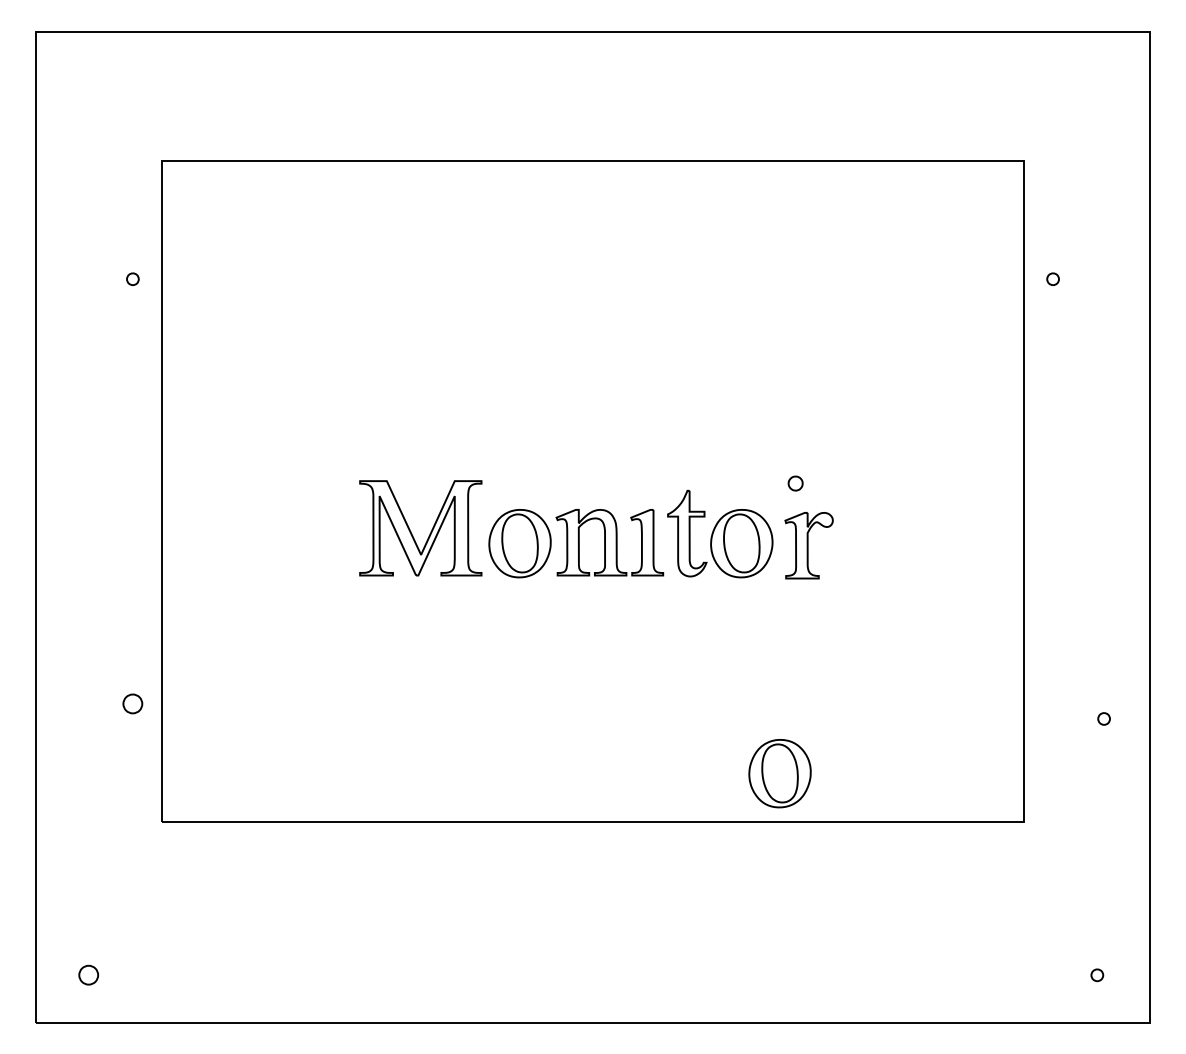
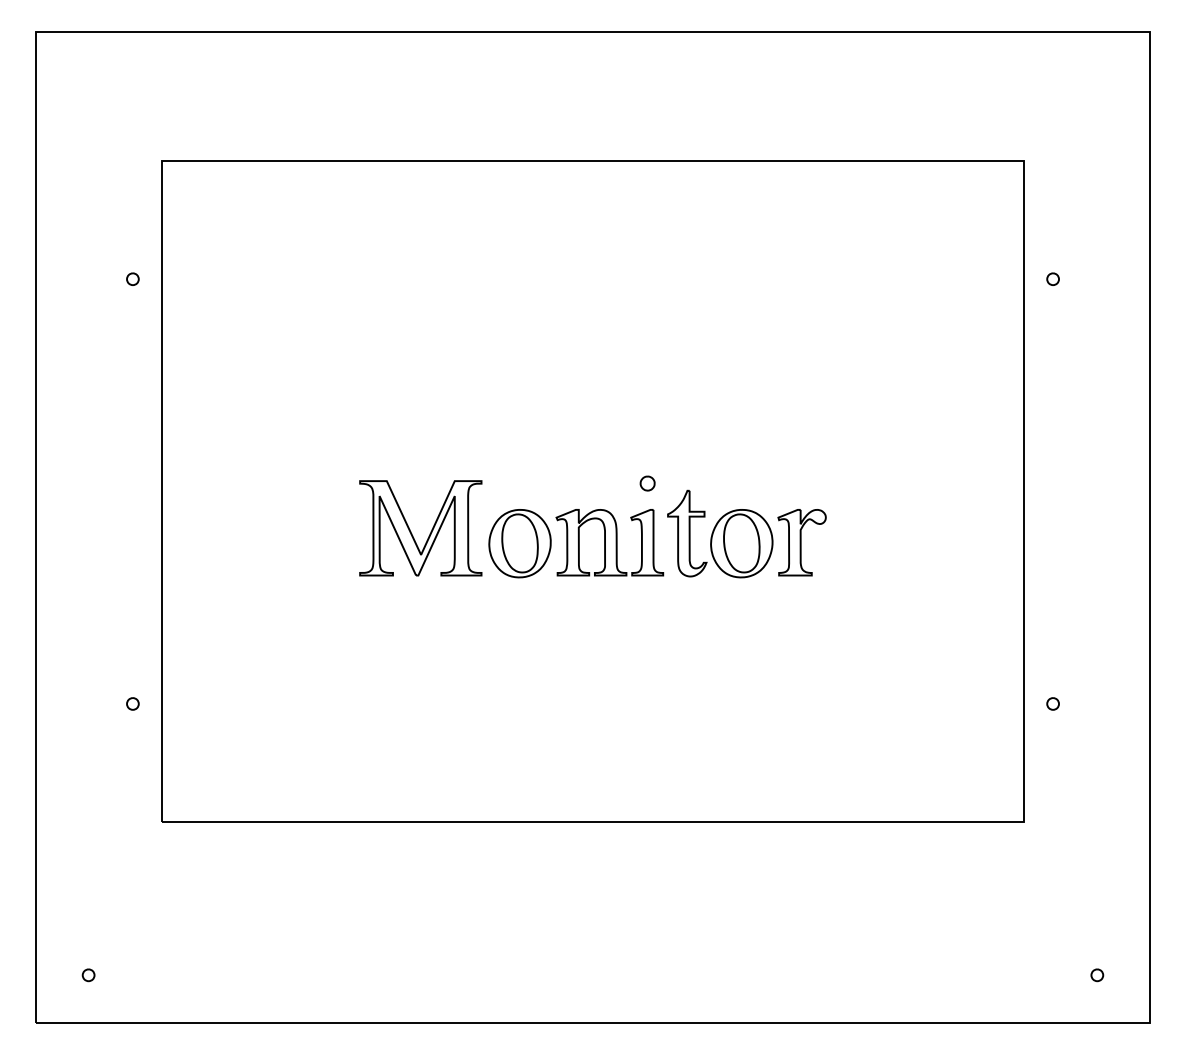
part position: (795, 483) -> (647, 483) (647, 483)
part position: (808, 545) -> (801, 542) (801, 542)
part size: 22x22 px -> 14x14 px (132, 703)
part position: (1103, 718) -> (1052, 703) (1052, 703)
part: present -> none (779, 773)
part size: 21x22 px -> 15x15 px (88, 975)
